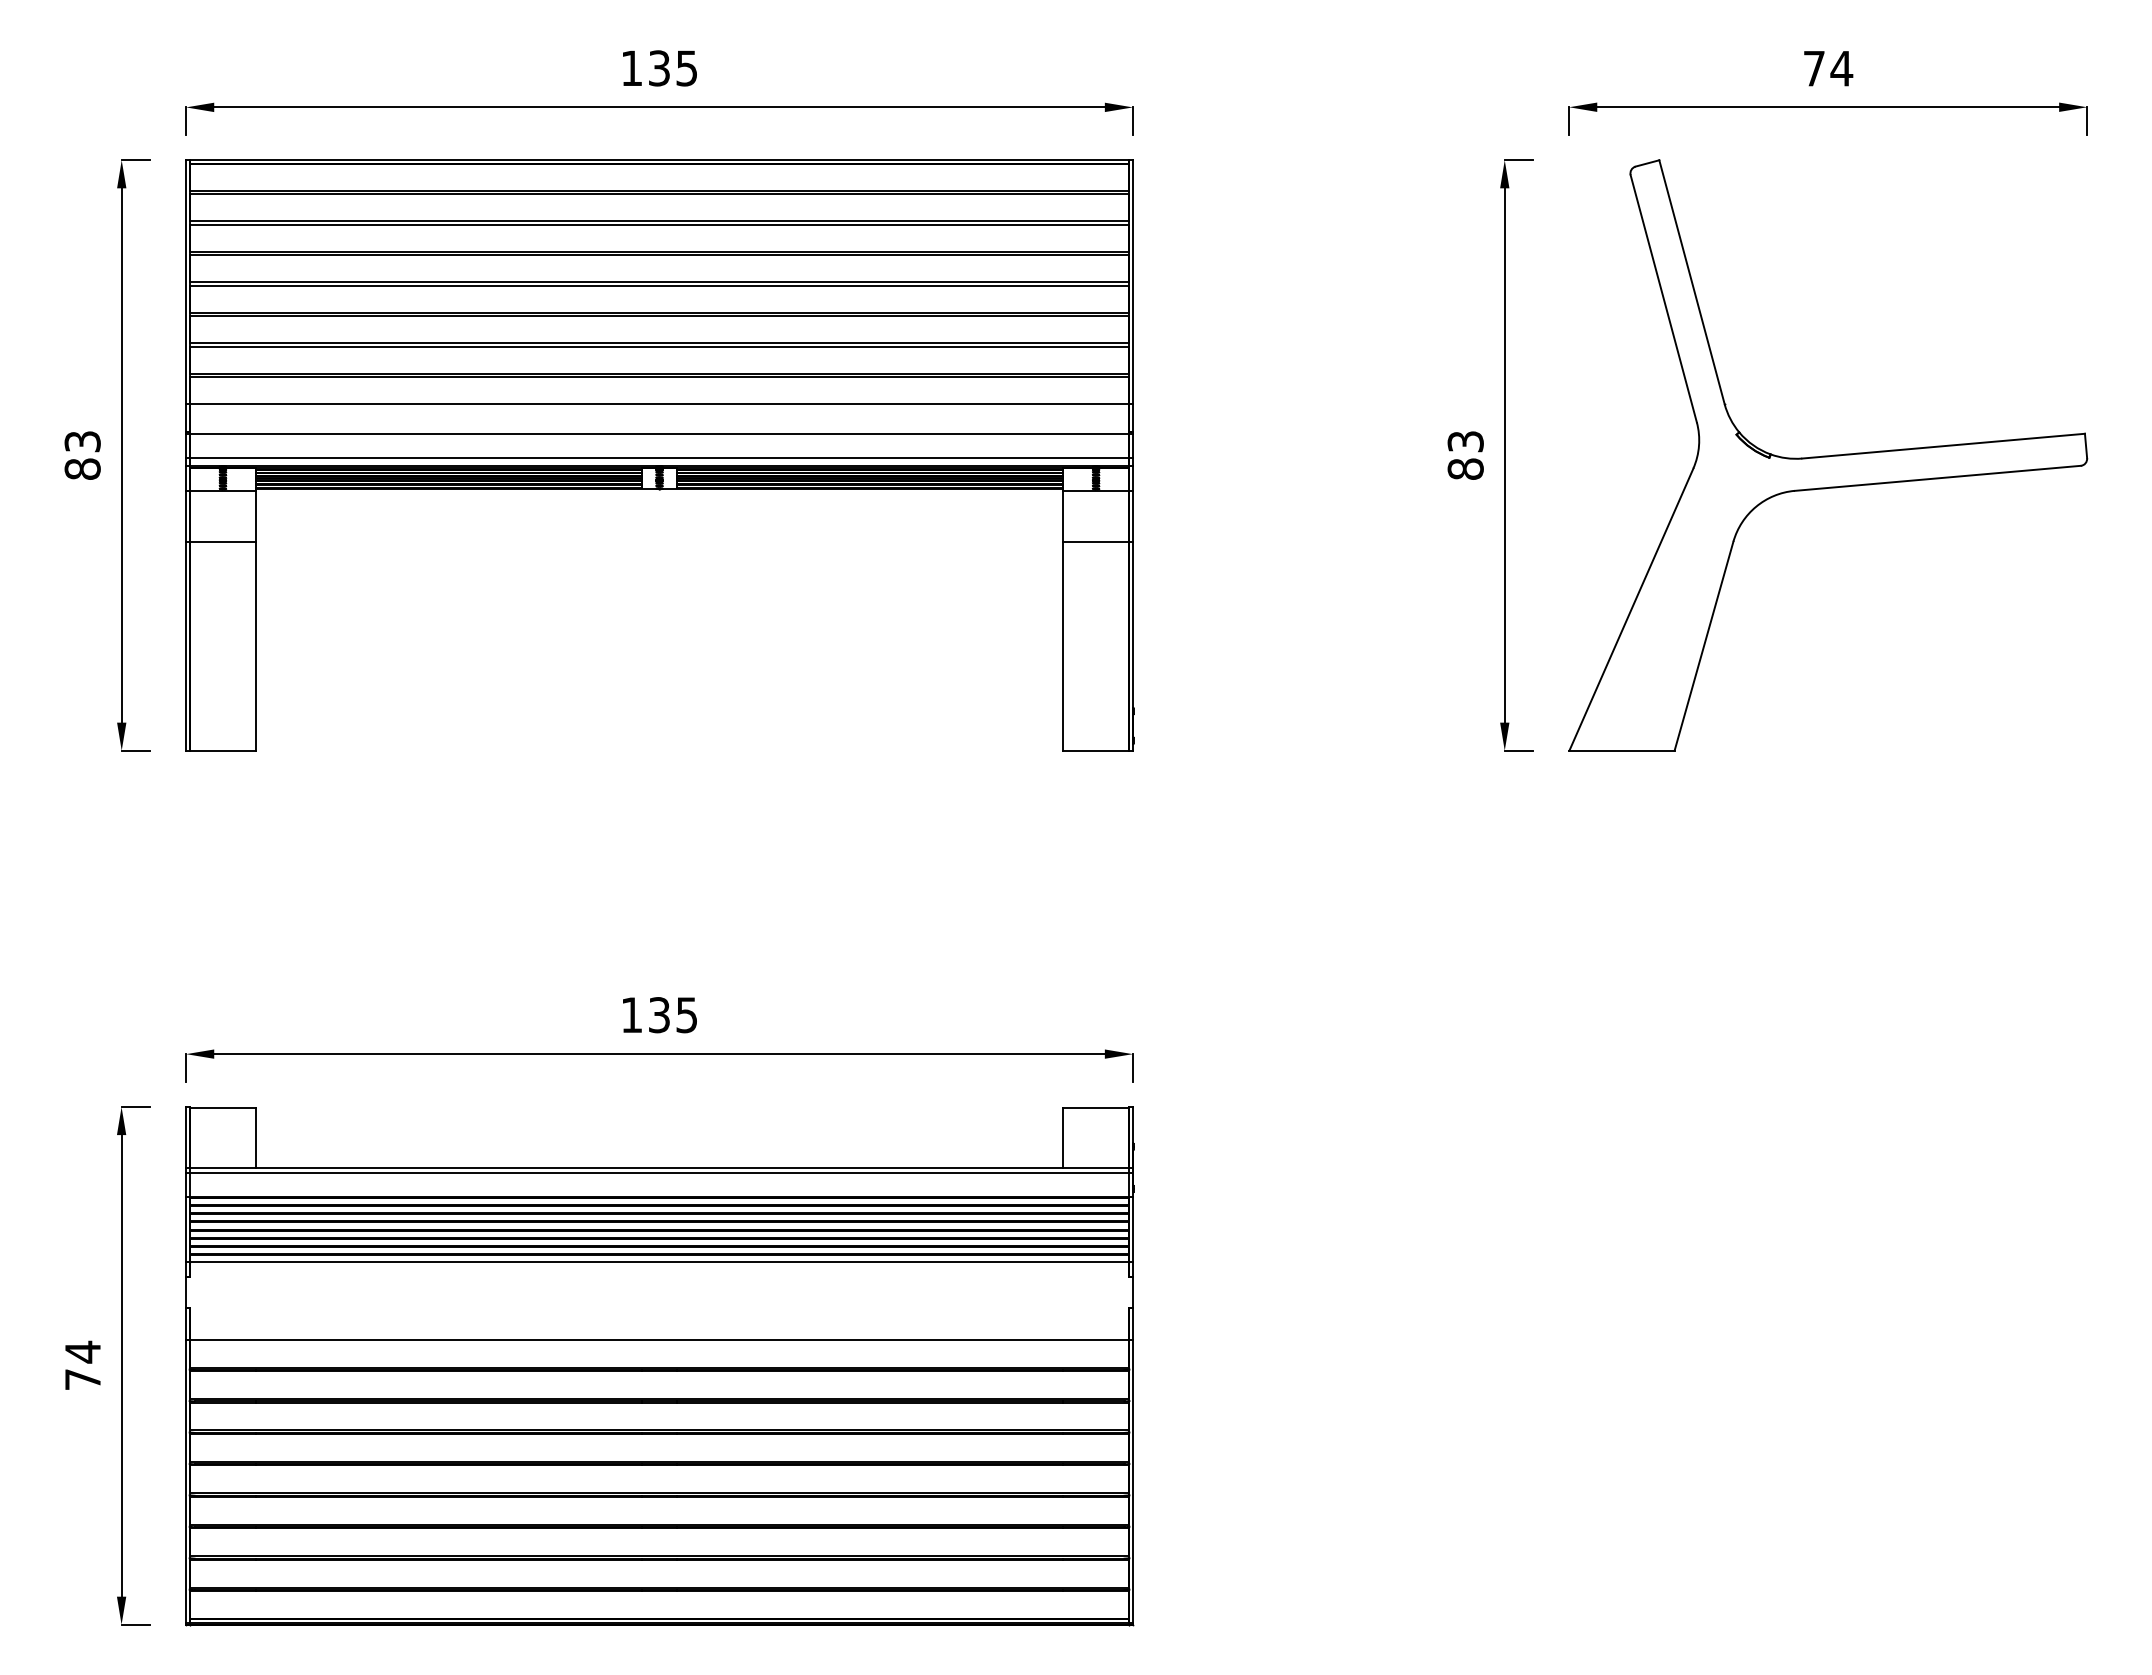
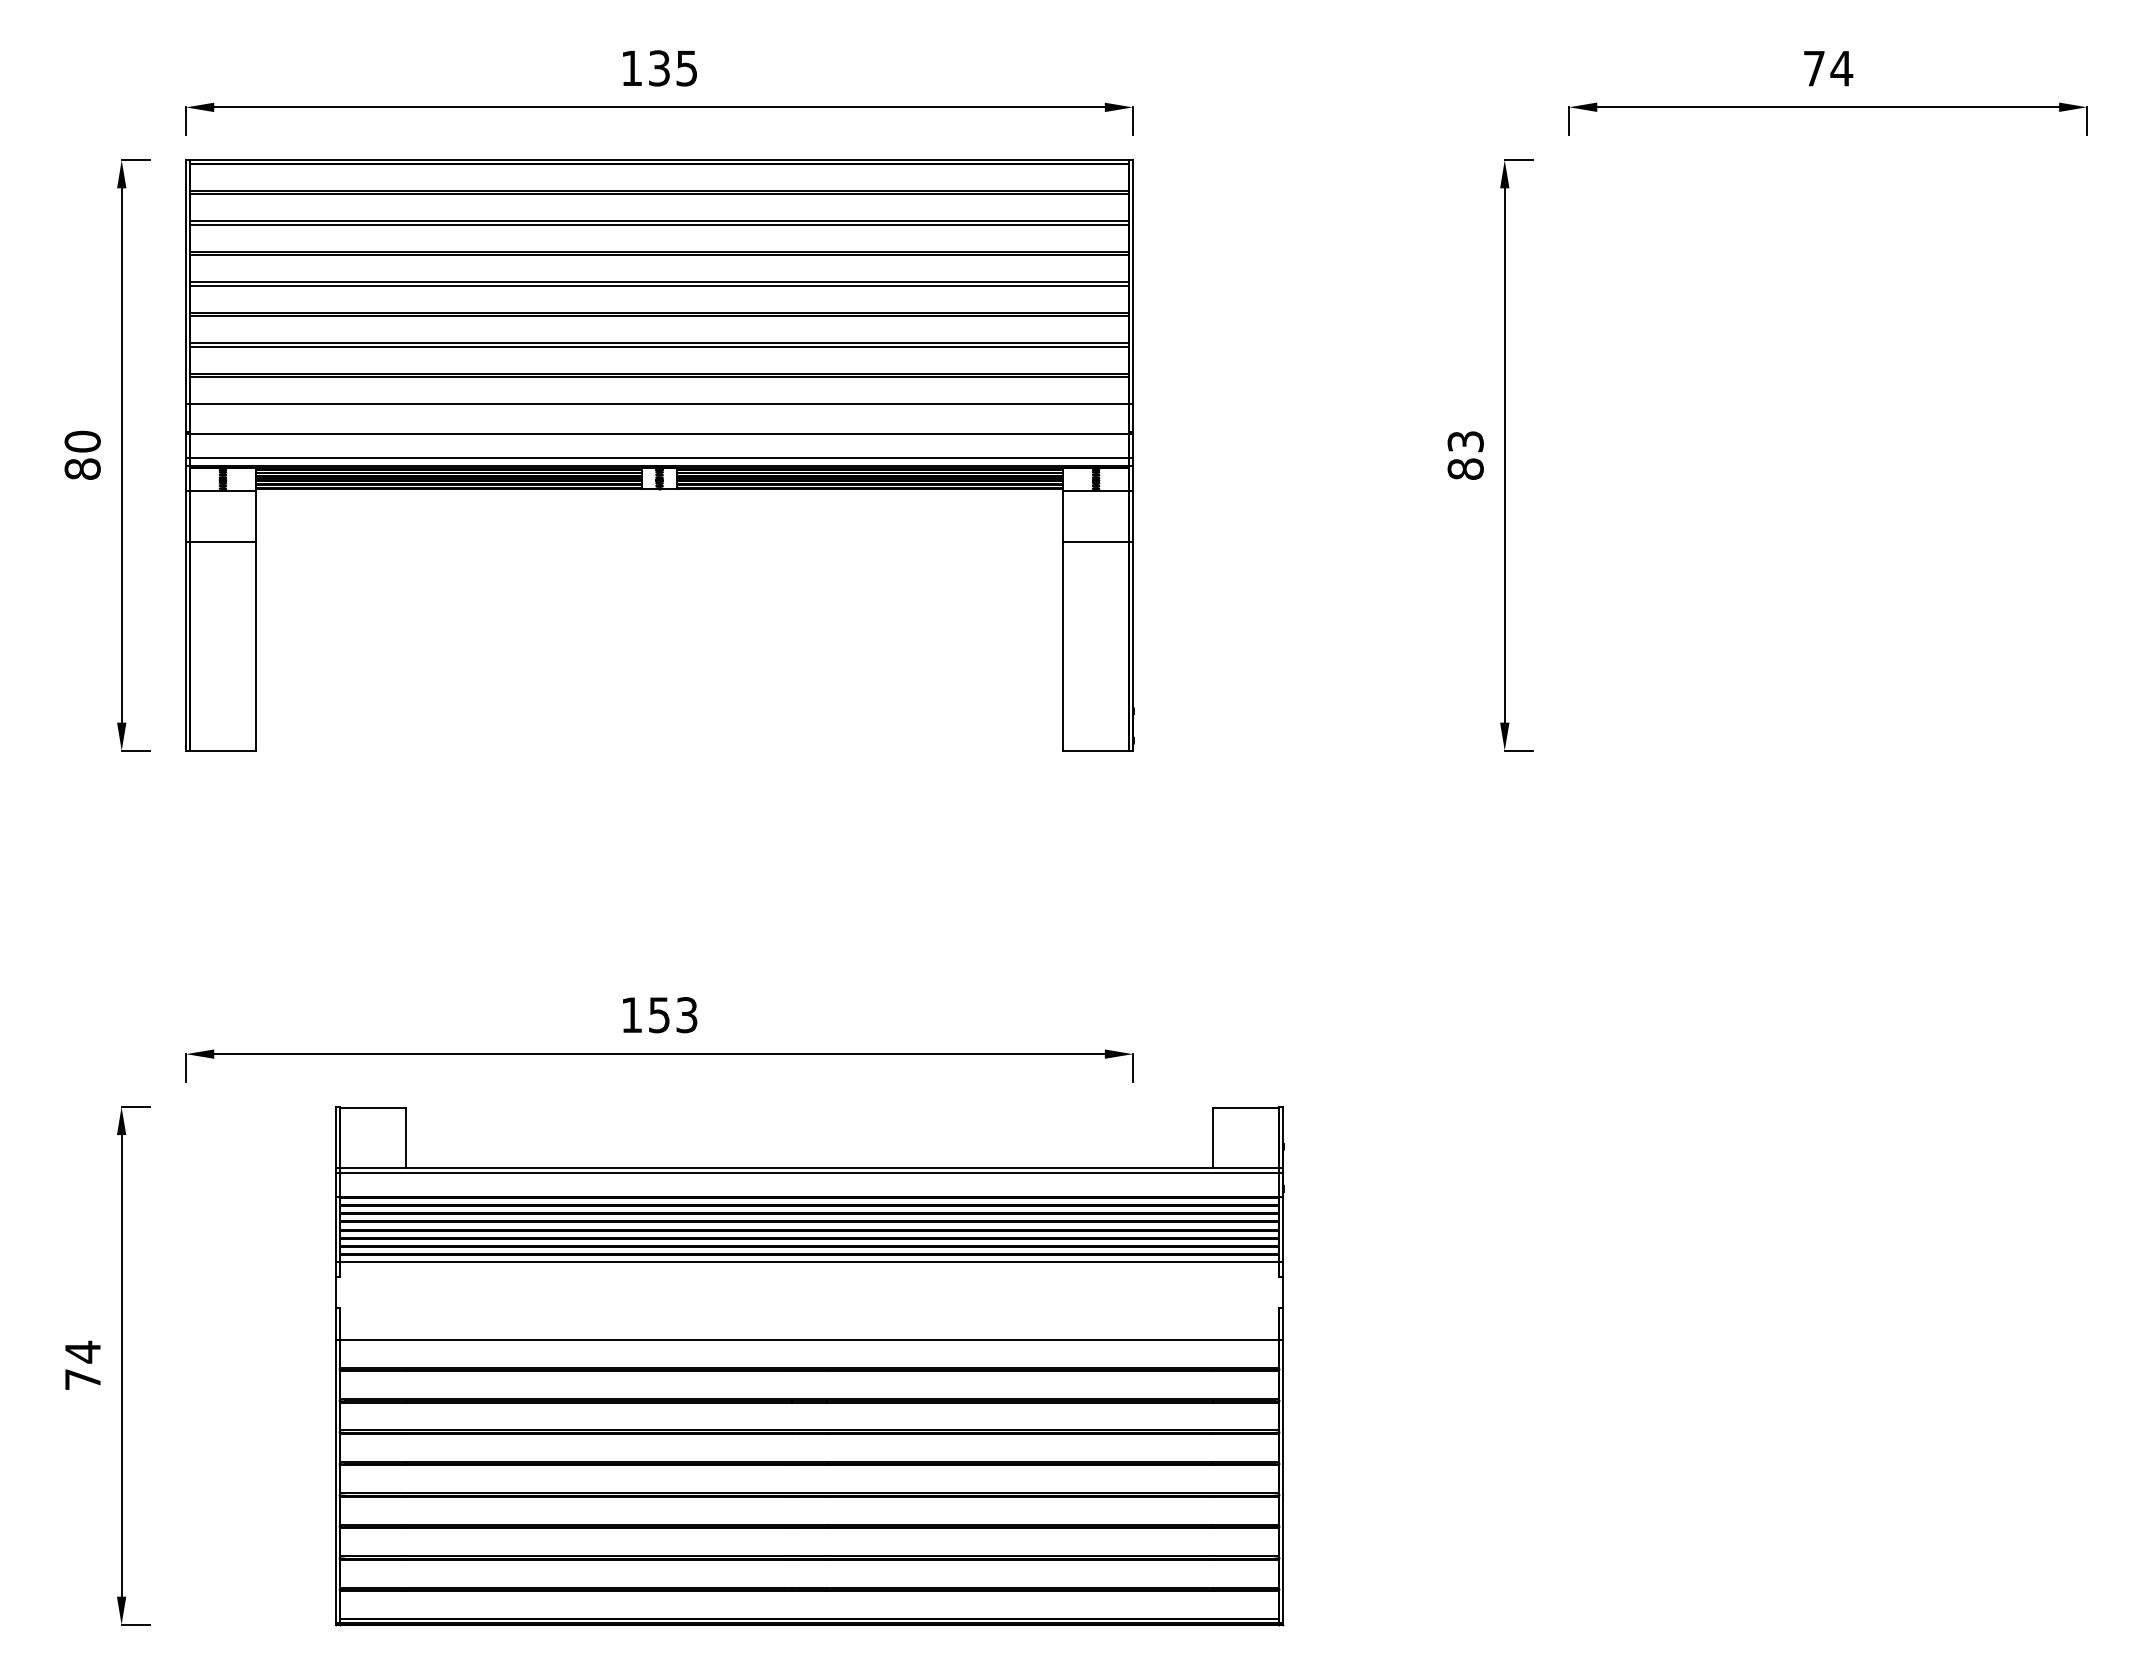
text: 83 -> 80 (82, 441)
part: present -> none (1828, 455)
text: 135 -> 153 (673, 1014)
part position: (659, 1366) -> (809, 1366) (809, 1366)
